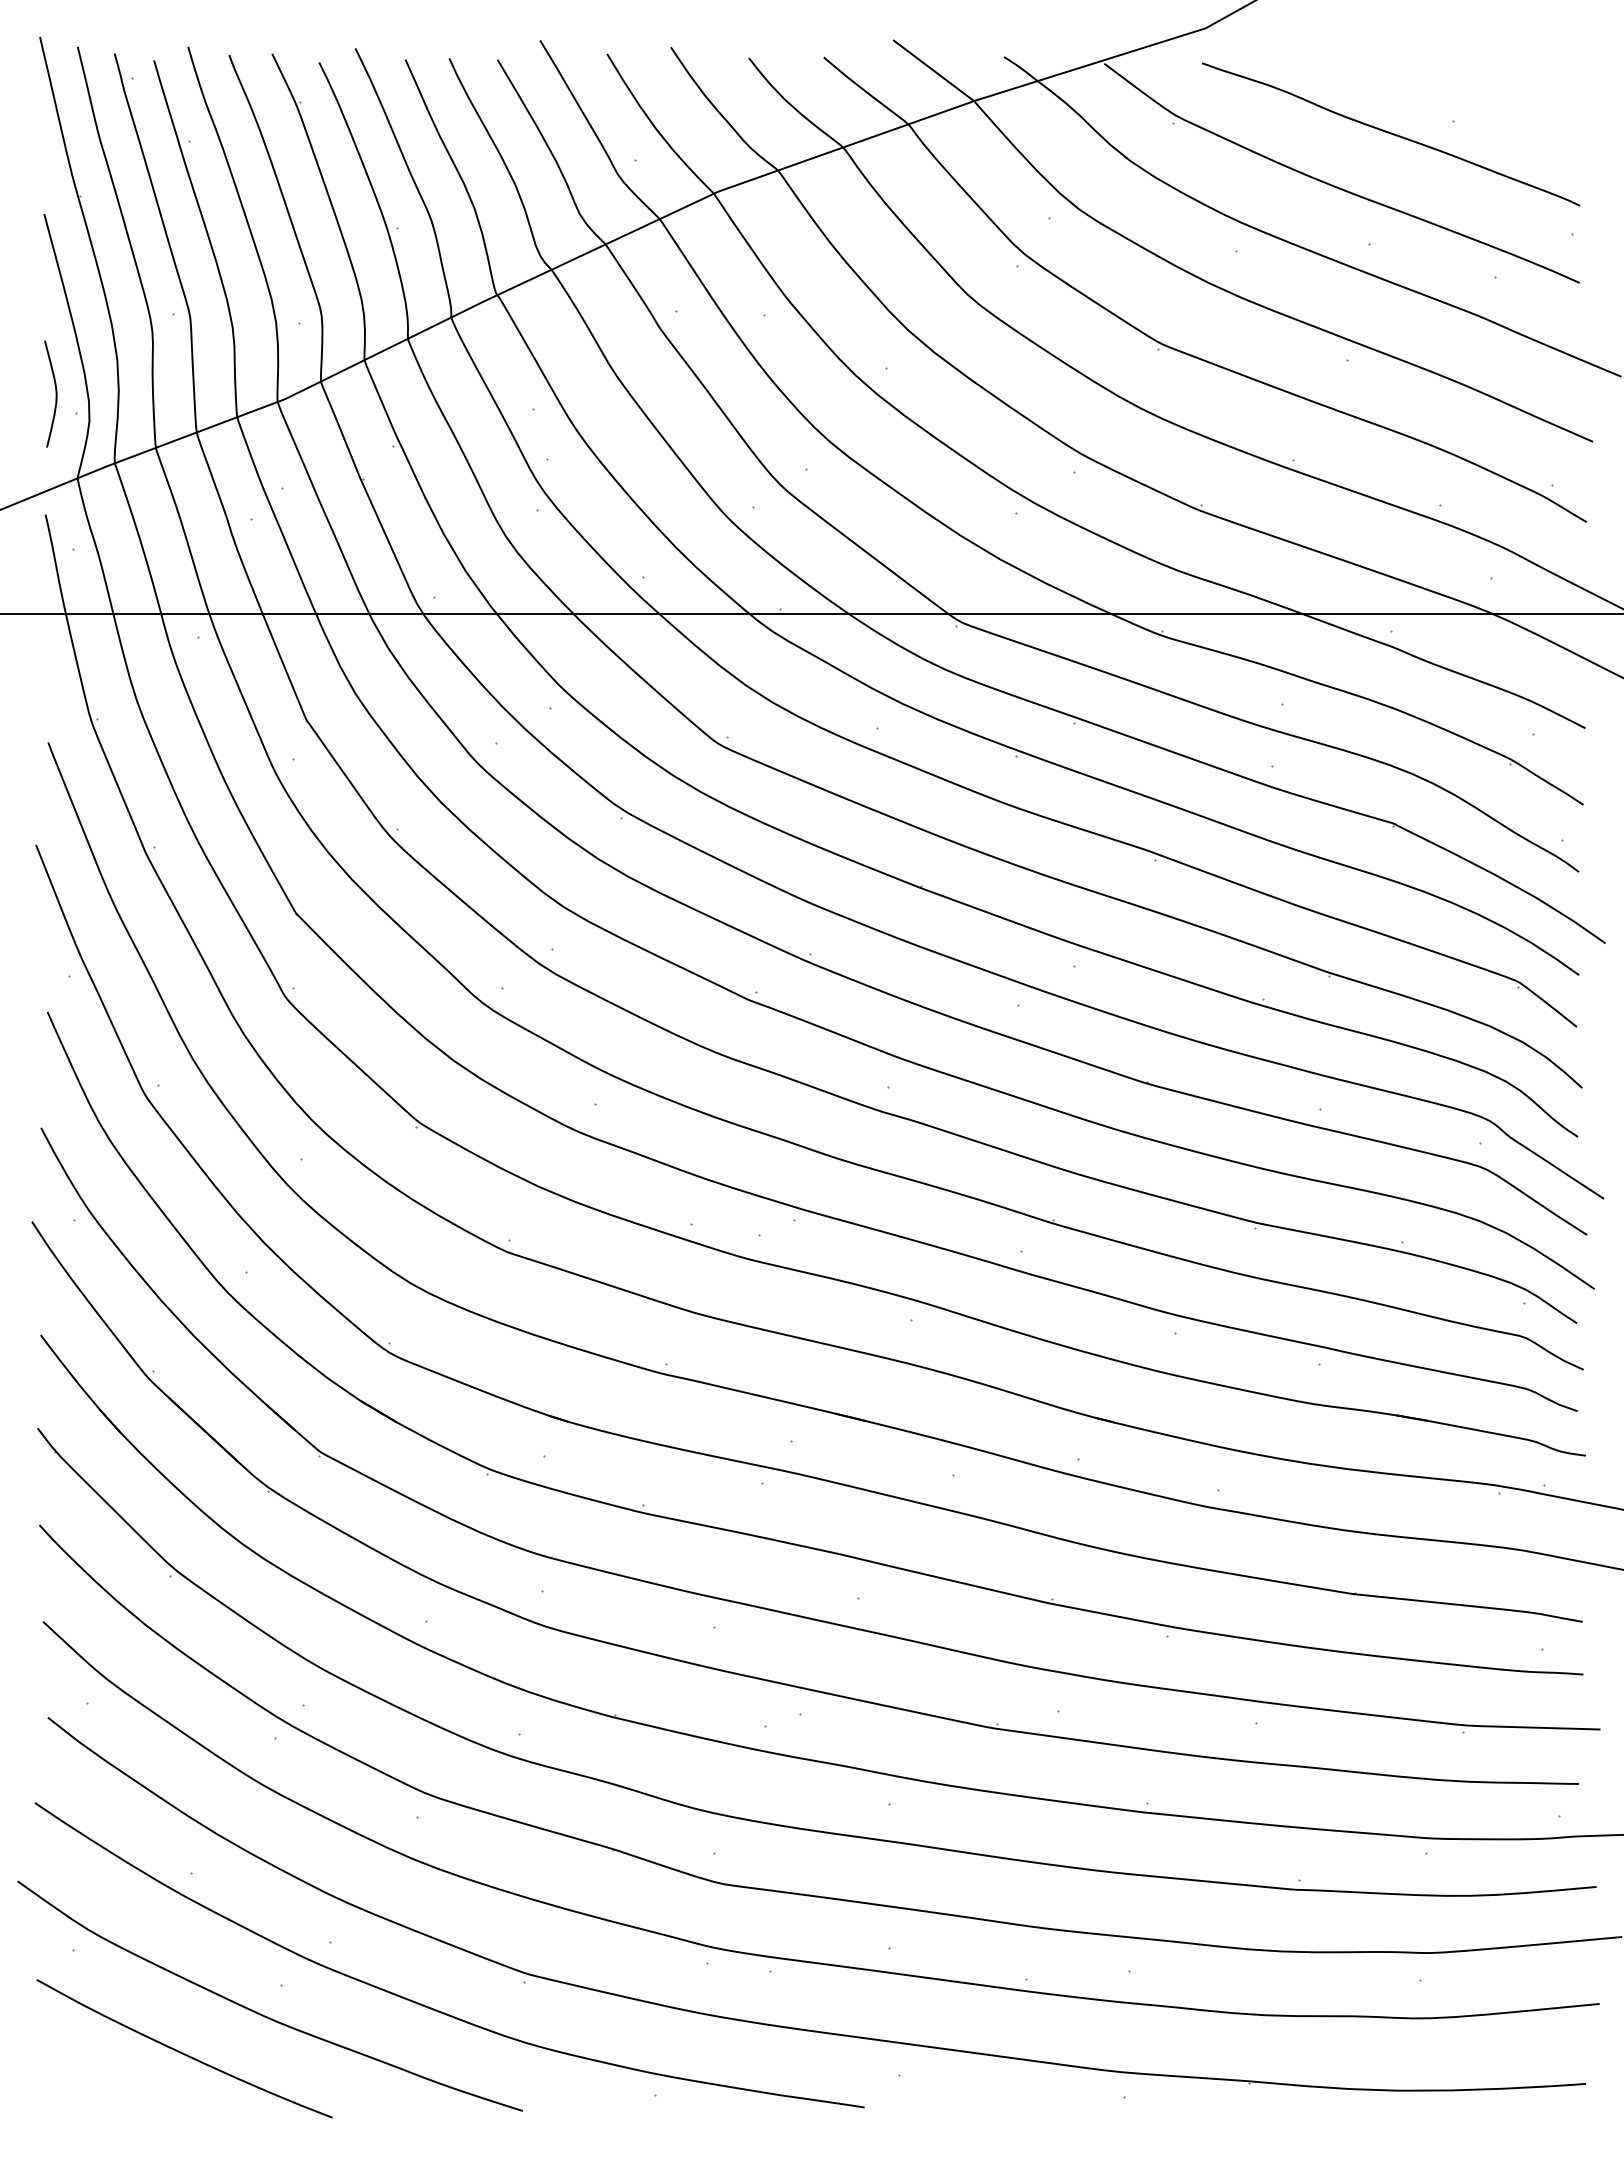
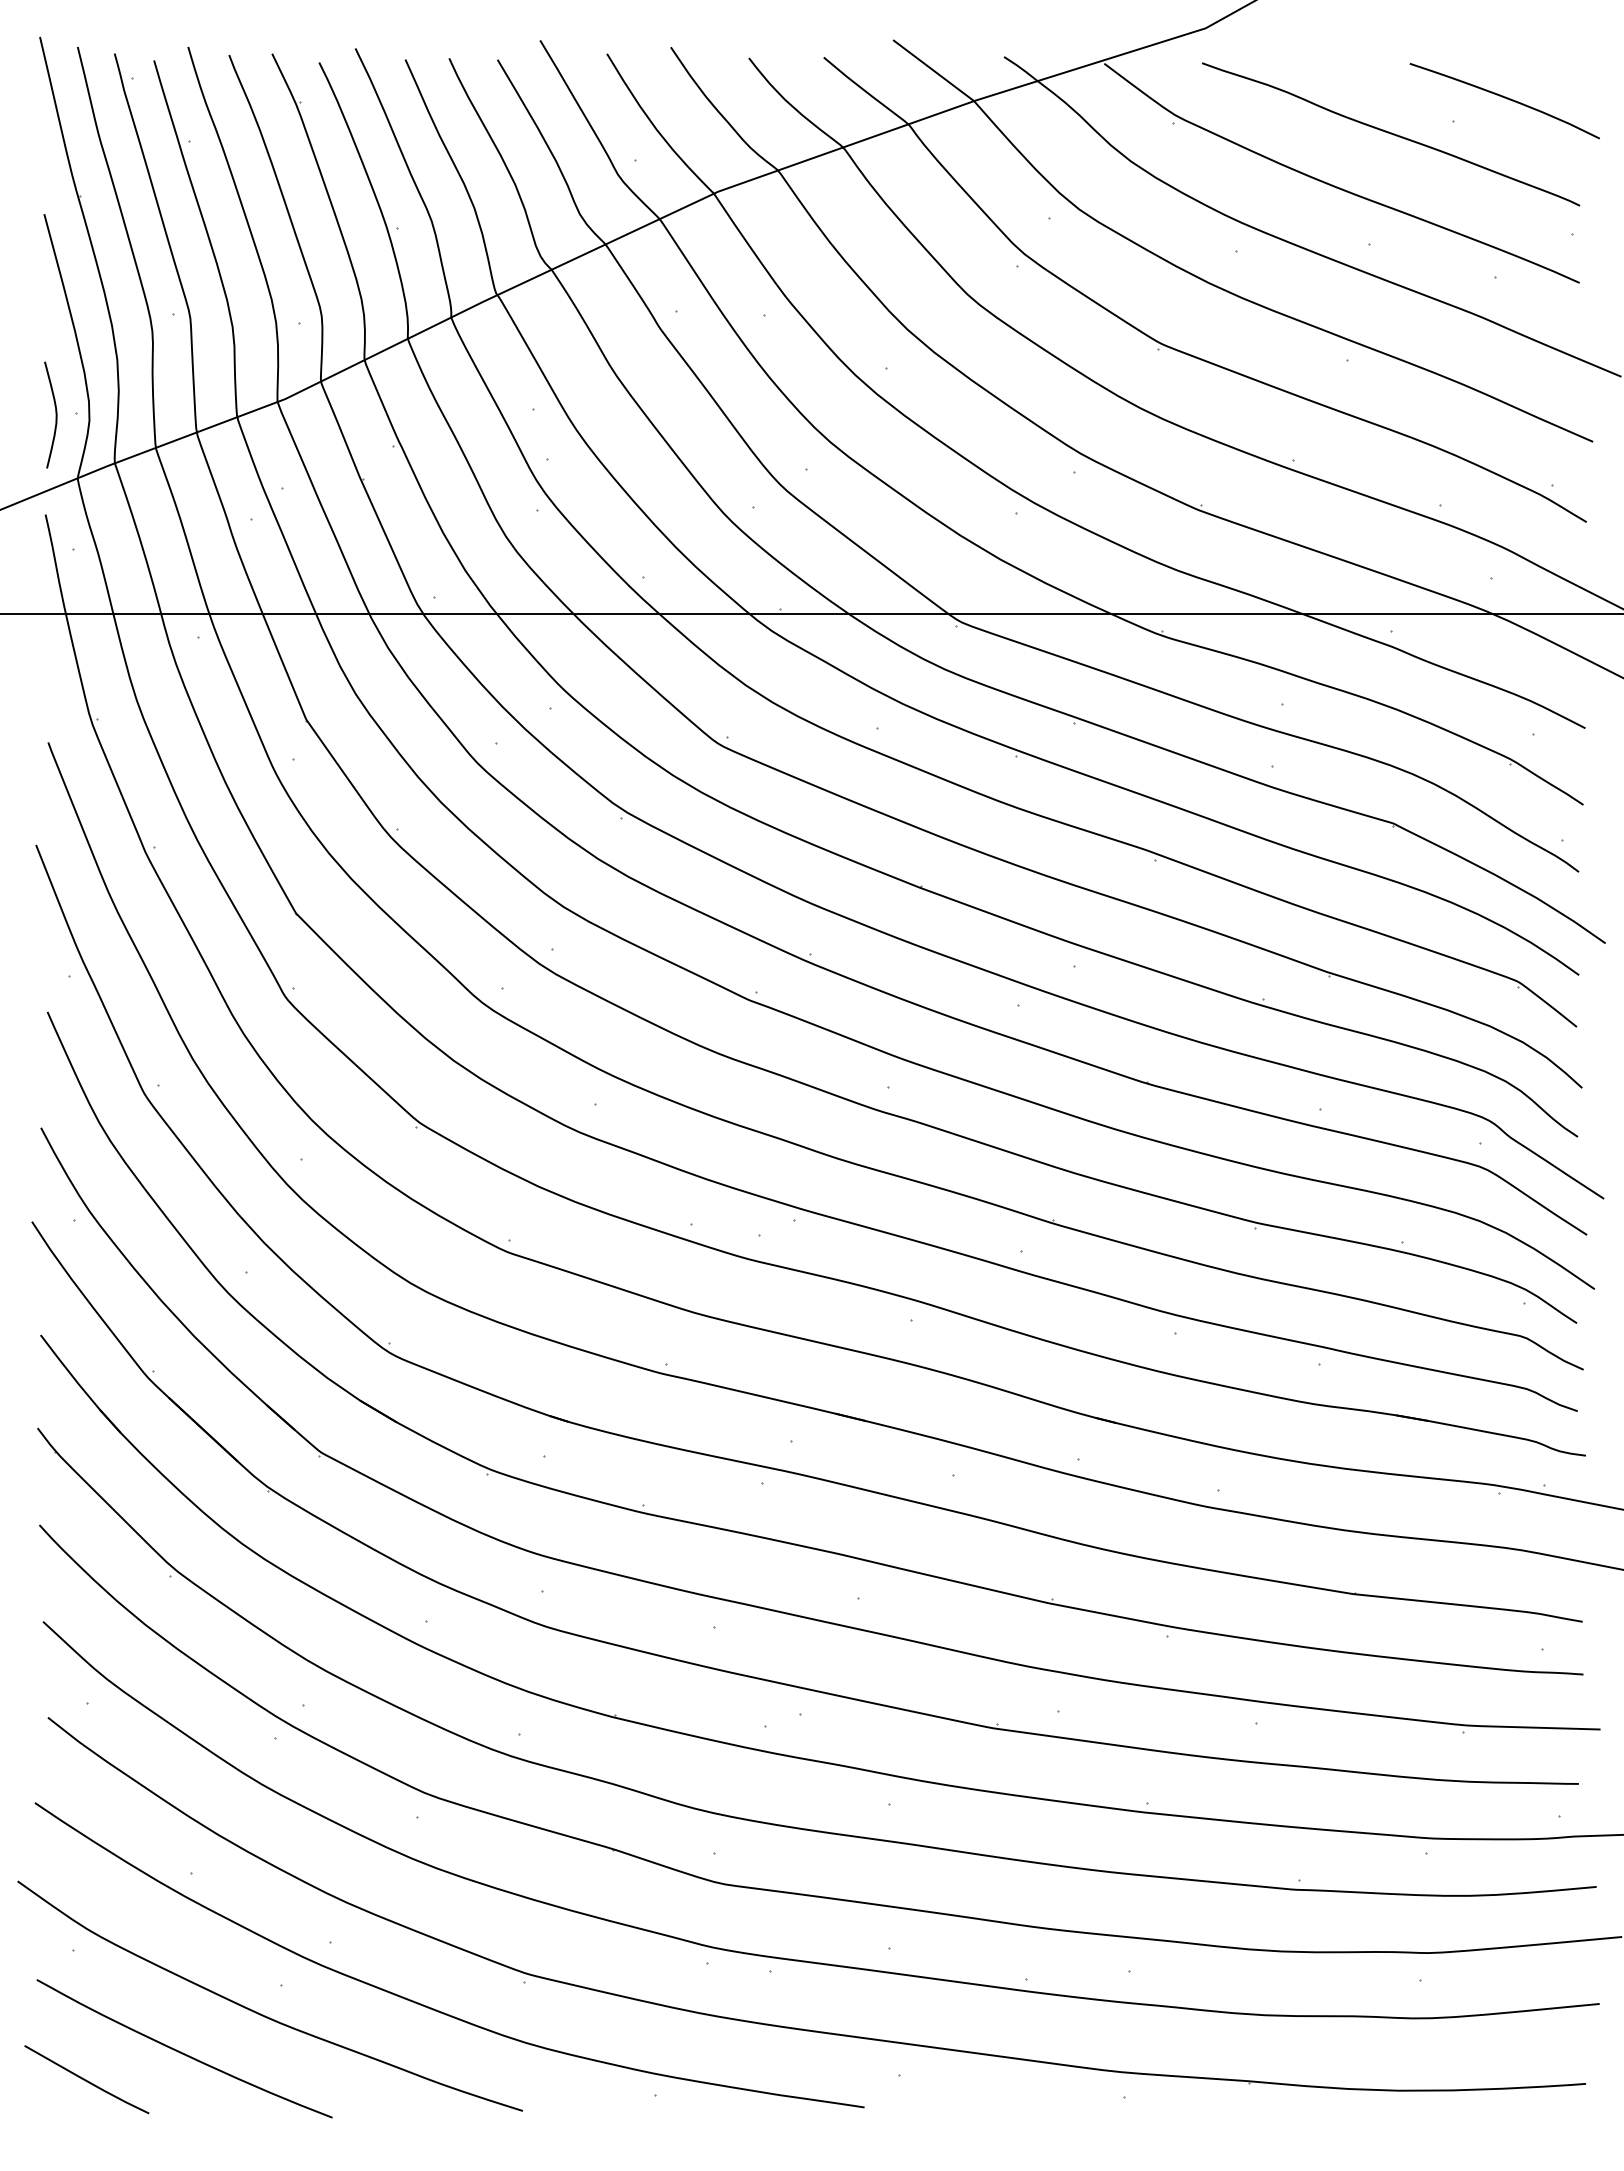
curve: none -> present (1504, 98)
curve position: (55, 393) -> (55, 414) (55, 414)
line: none -> present (86, 2079)
